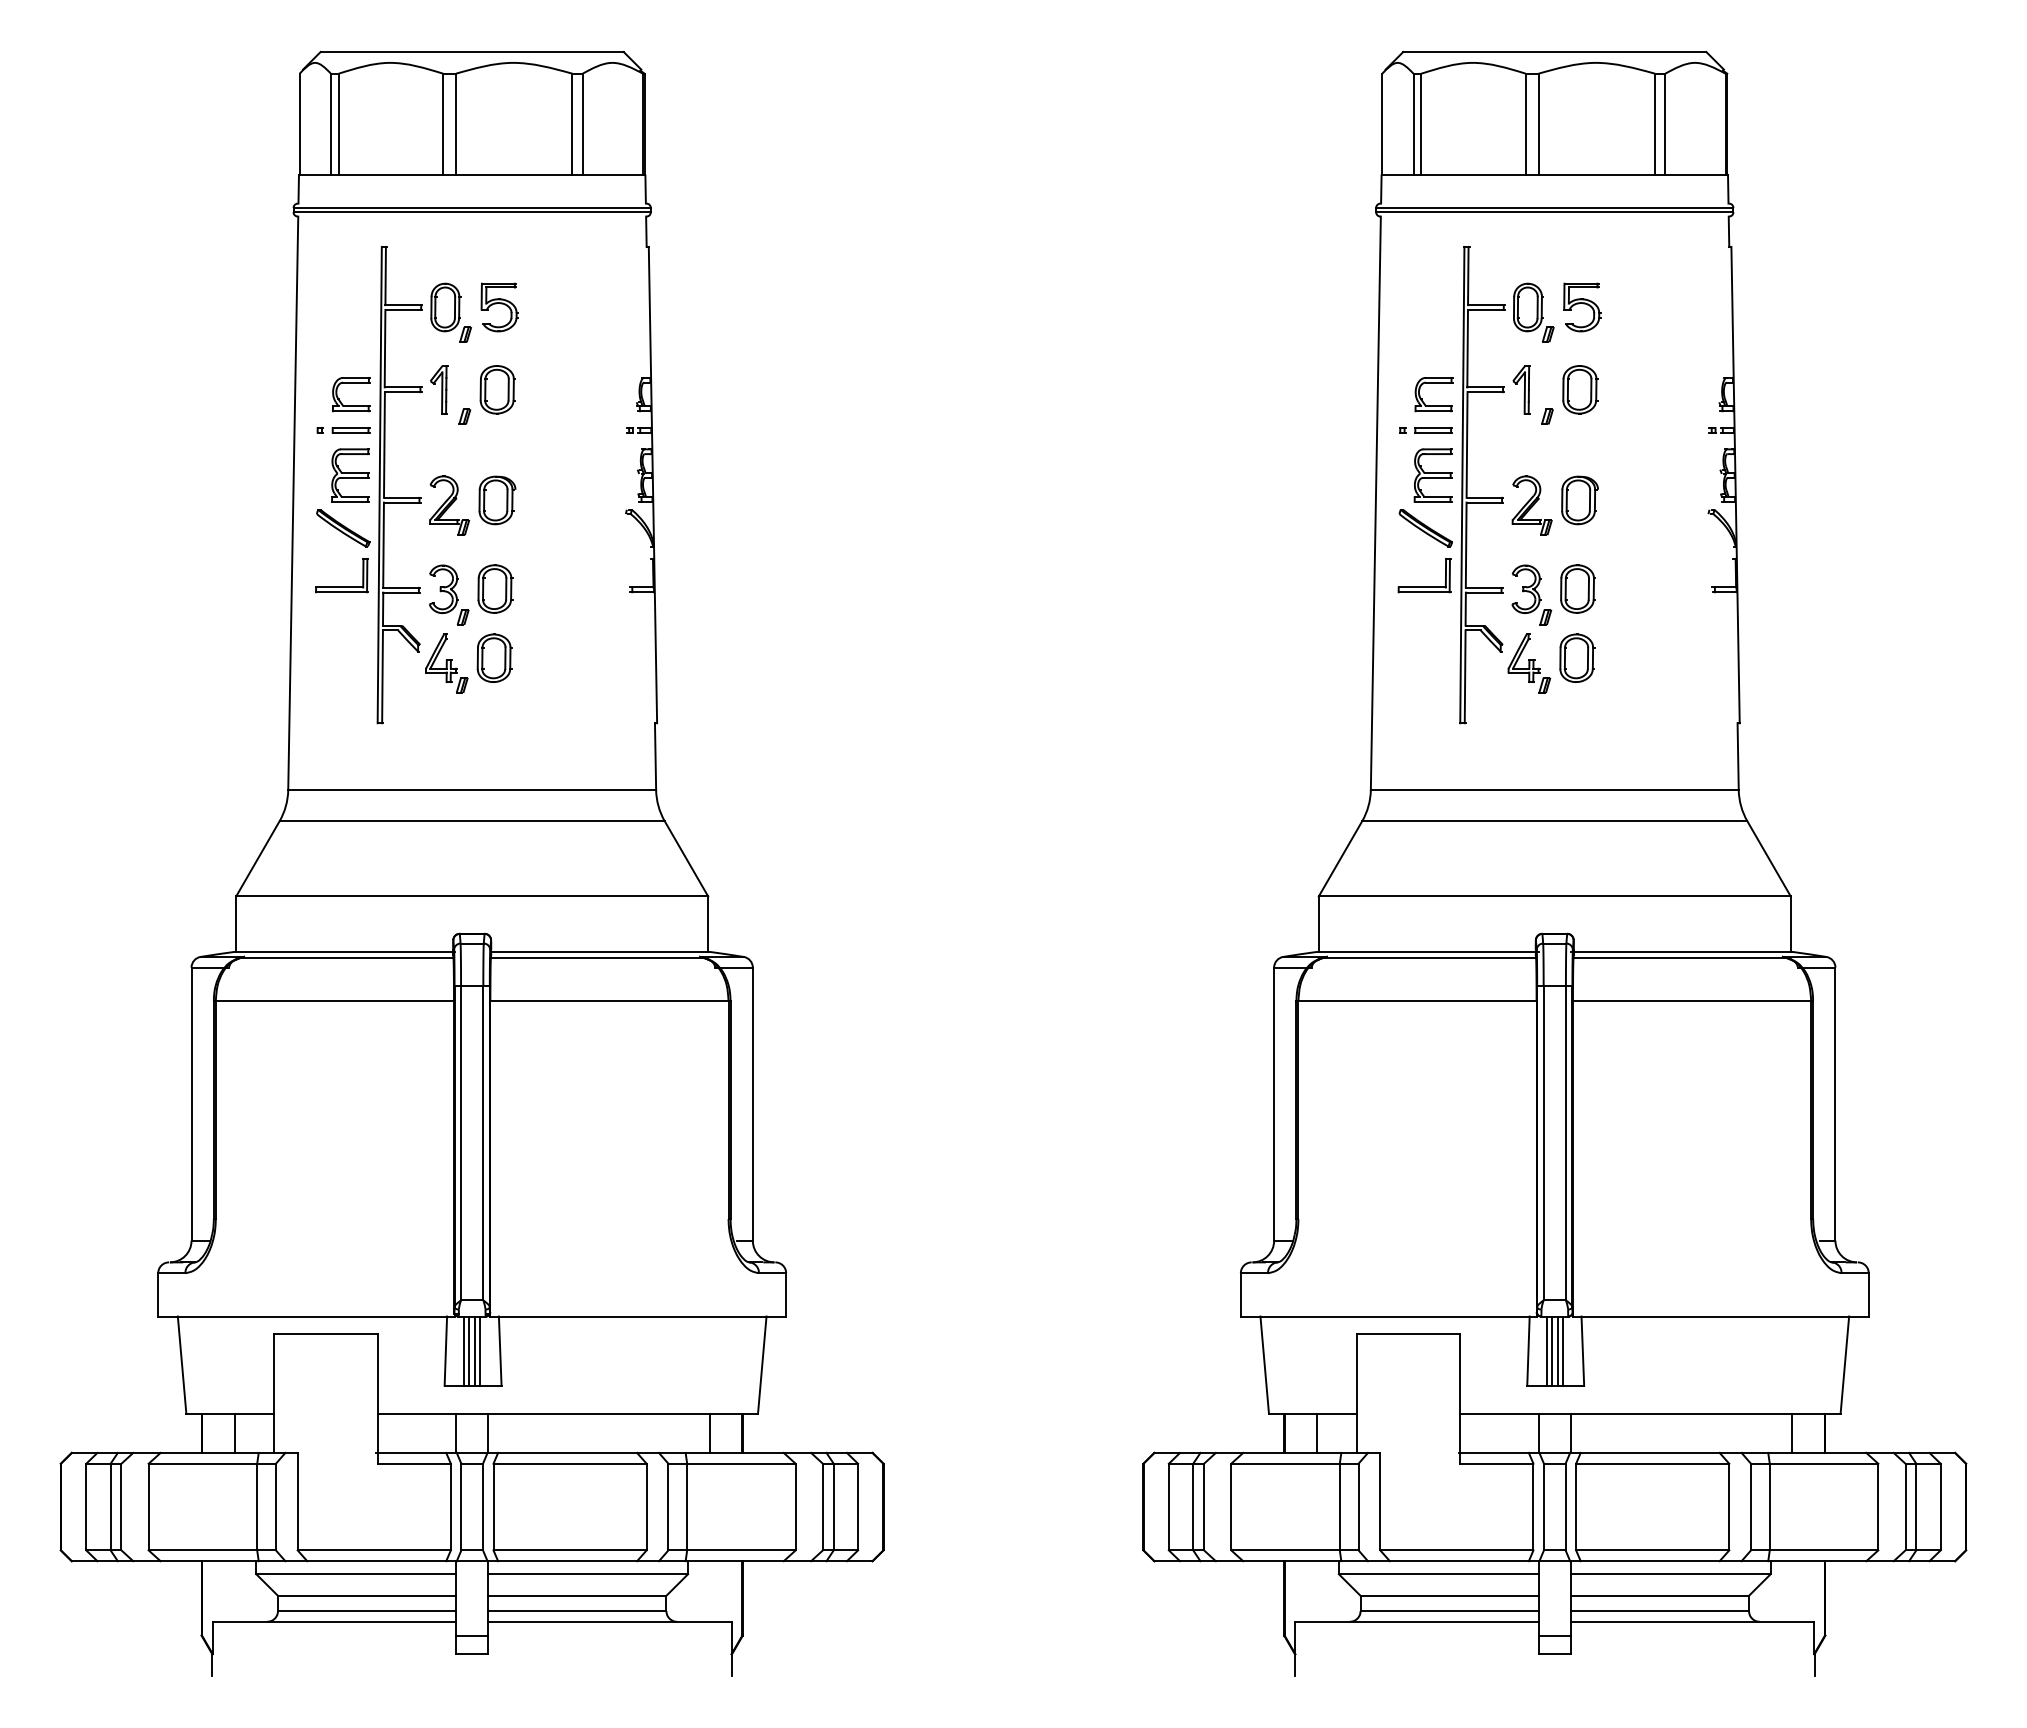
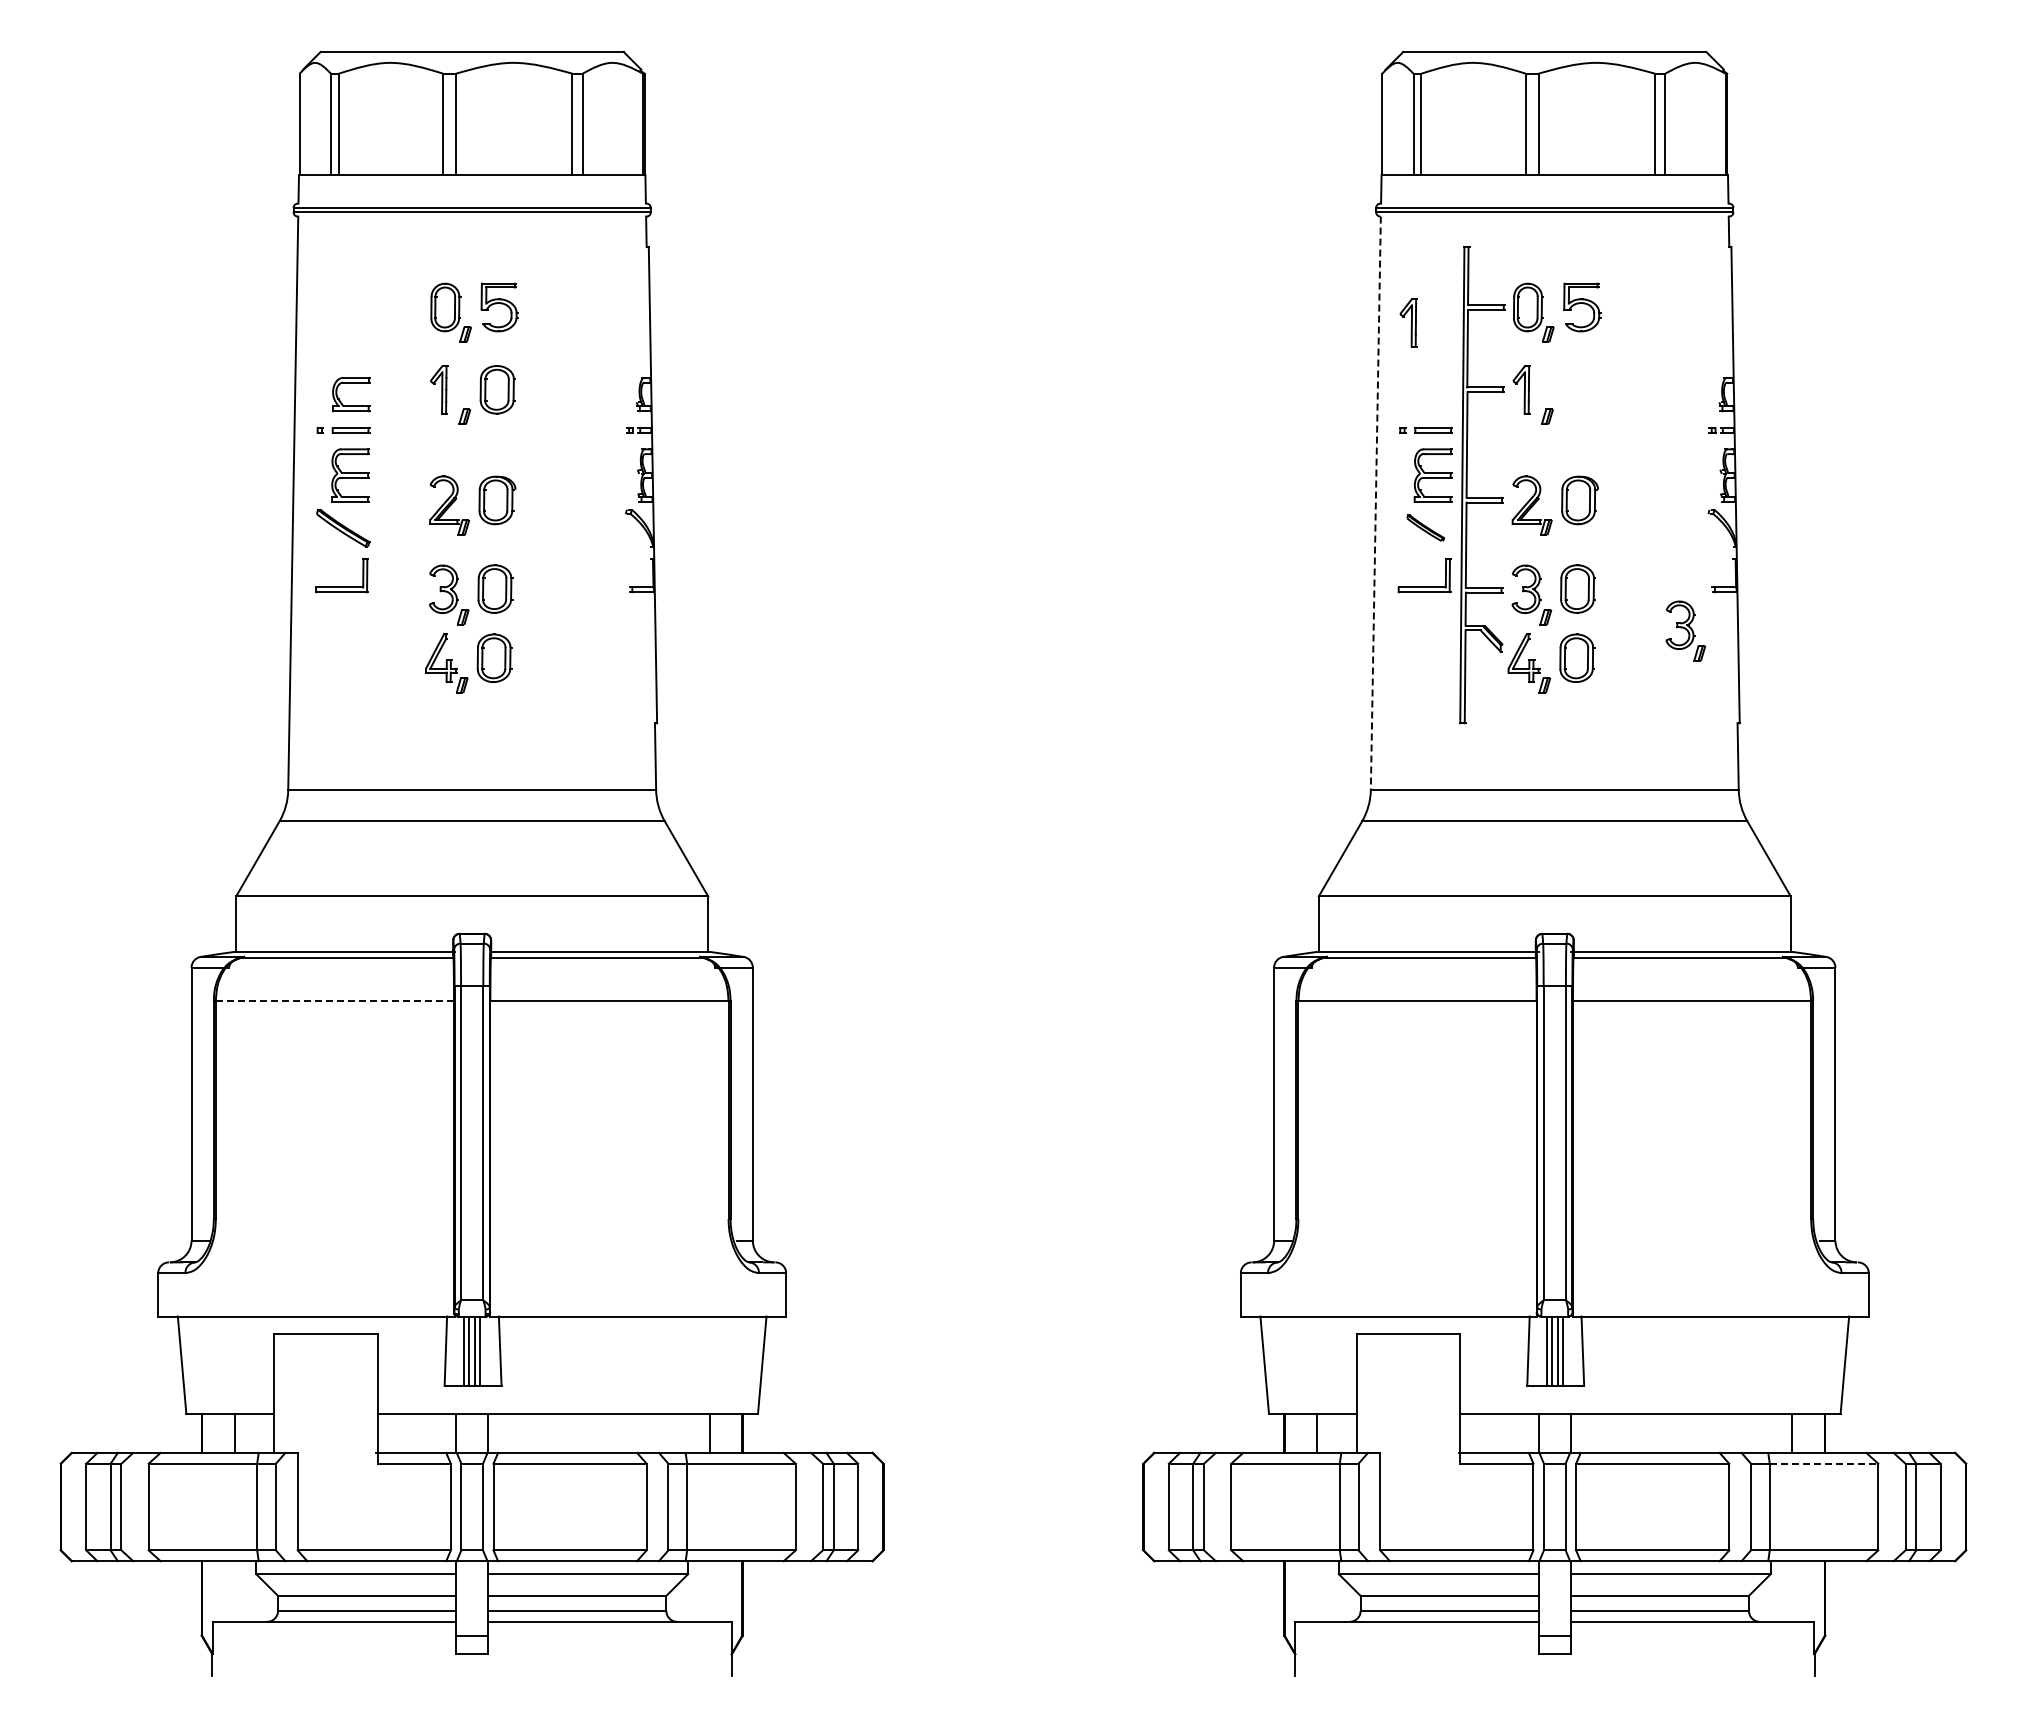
part: none -> present (1408, 322)
part: present -> none (1433, 383)
part: present -> none (1580, 389)
part: present -> none (399, 497)
line: solid -> dashed (1375, 503)
part size: 55x39 px -> 39x28 px (1425, 527)
part: none -> present (1685, 630)
line: solid -> dashed (334, 1000)
line: solid -> dashed (1824, 1463)
